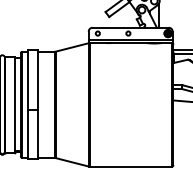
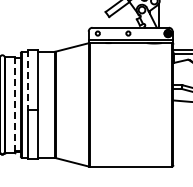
line: solid -> dashed (28, 80)
line: solid -> dashed (14, 105)
